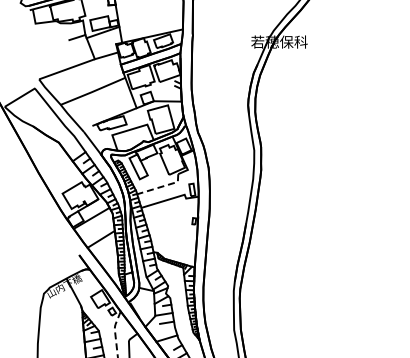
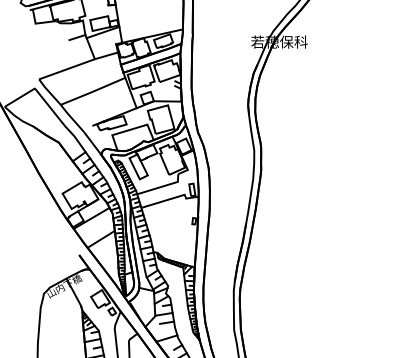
line: dashed -> solid (161, 186)
line: dashed -> solid (115, 333)
